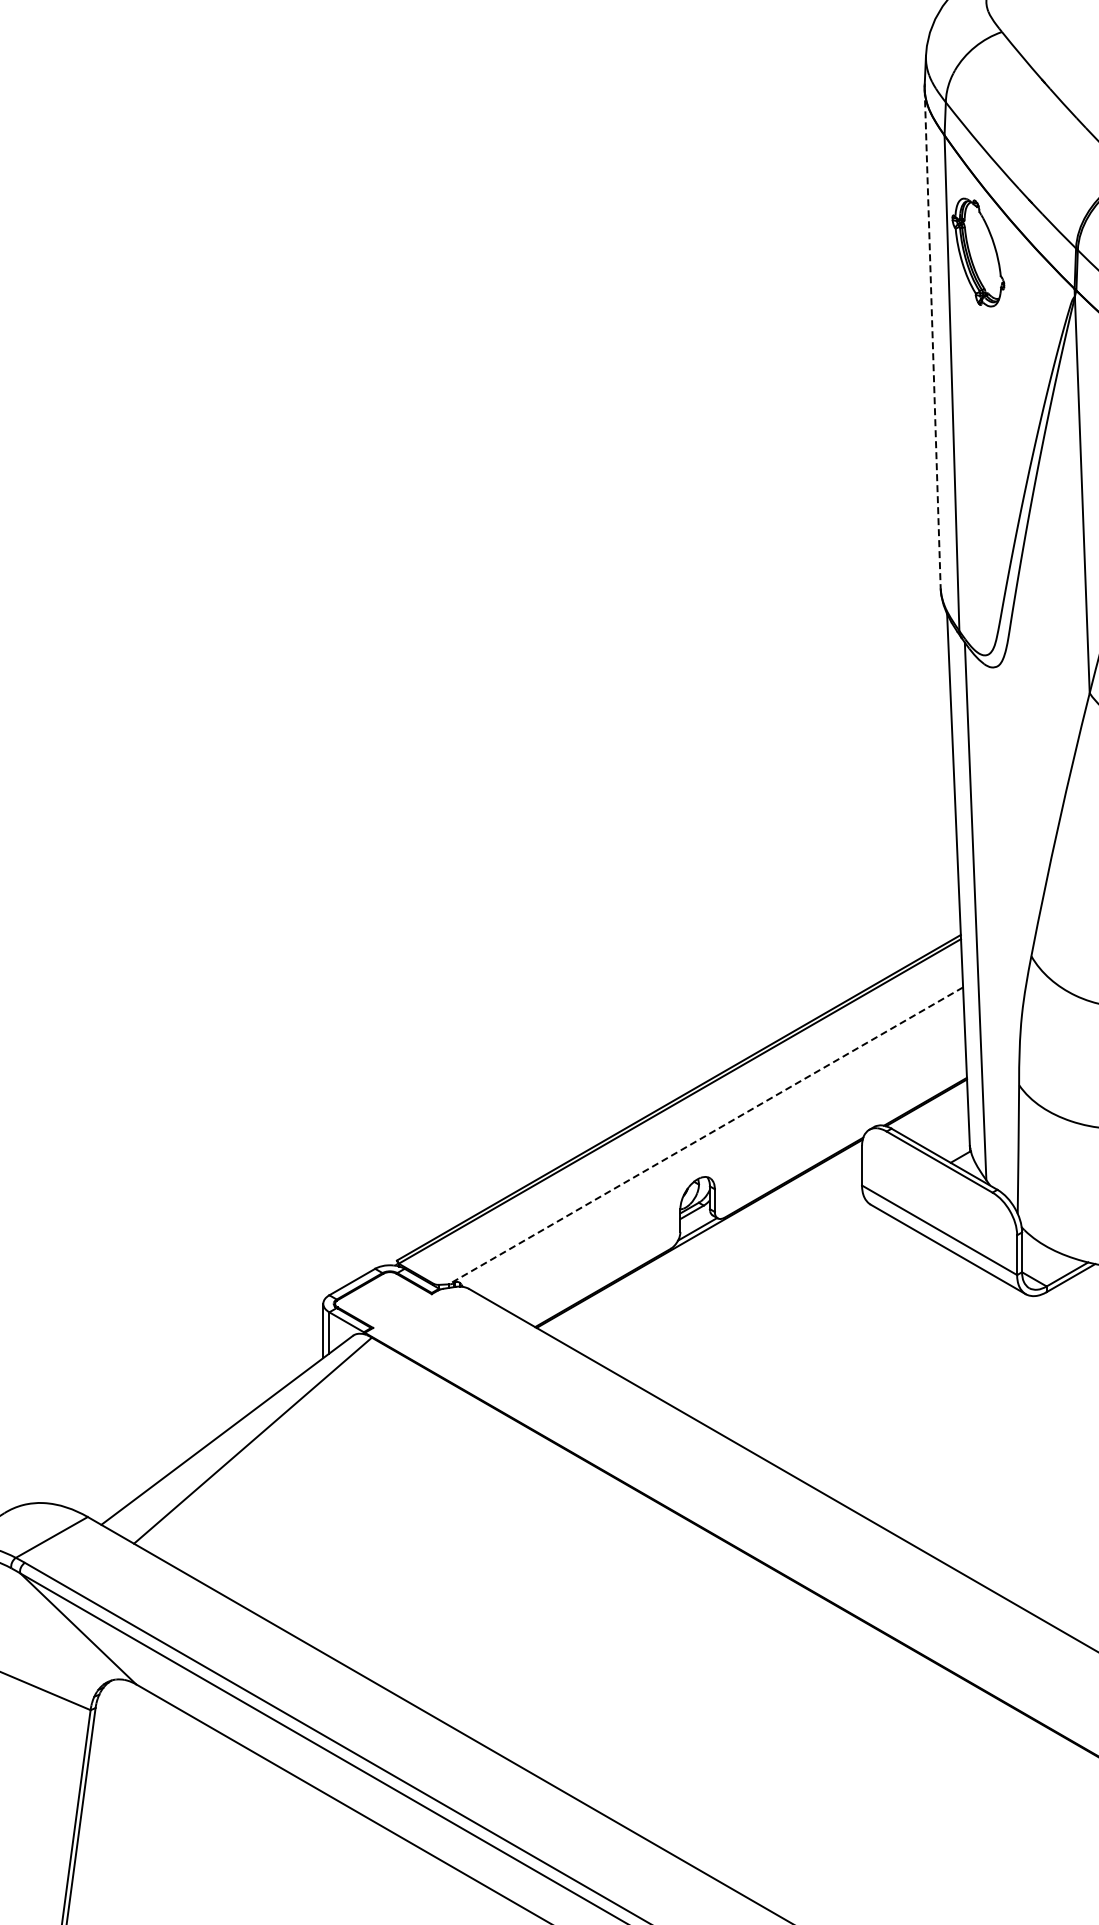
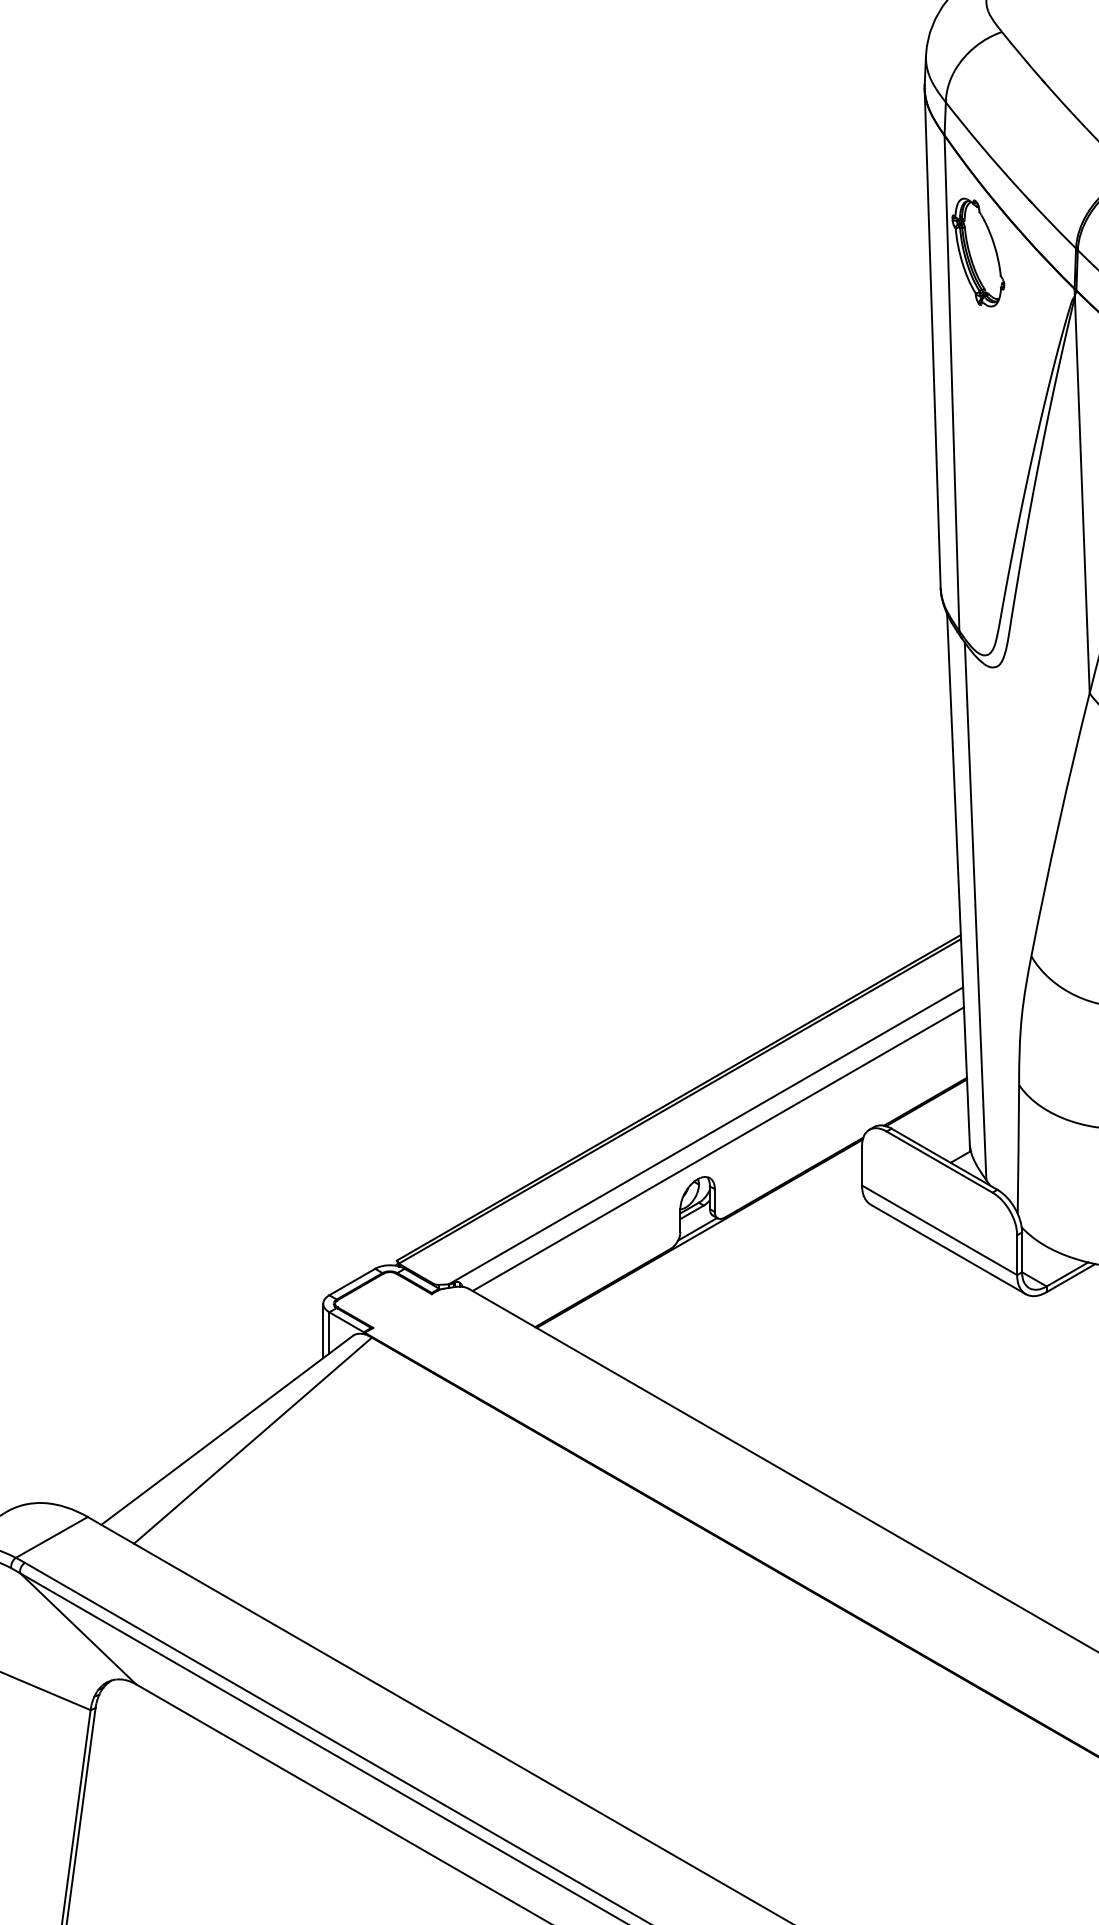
line: dashed -> solid (932, 338)
line: dashed -> solid (705, 1135)
line: none -> present (717, 1149)
